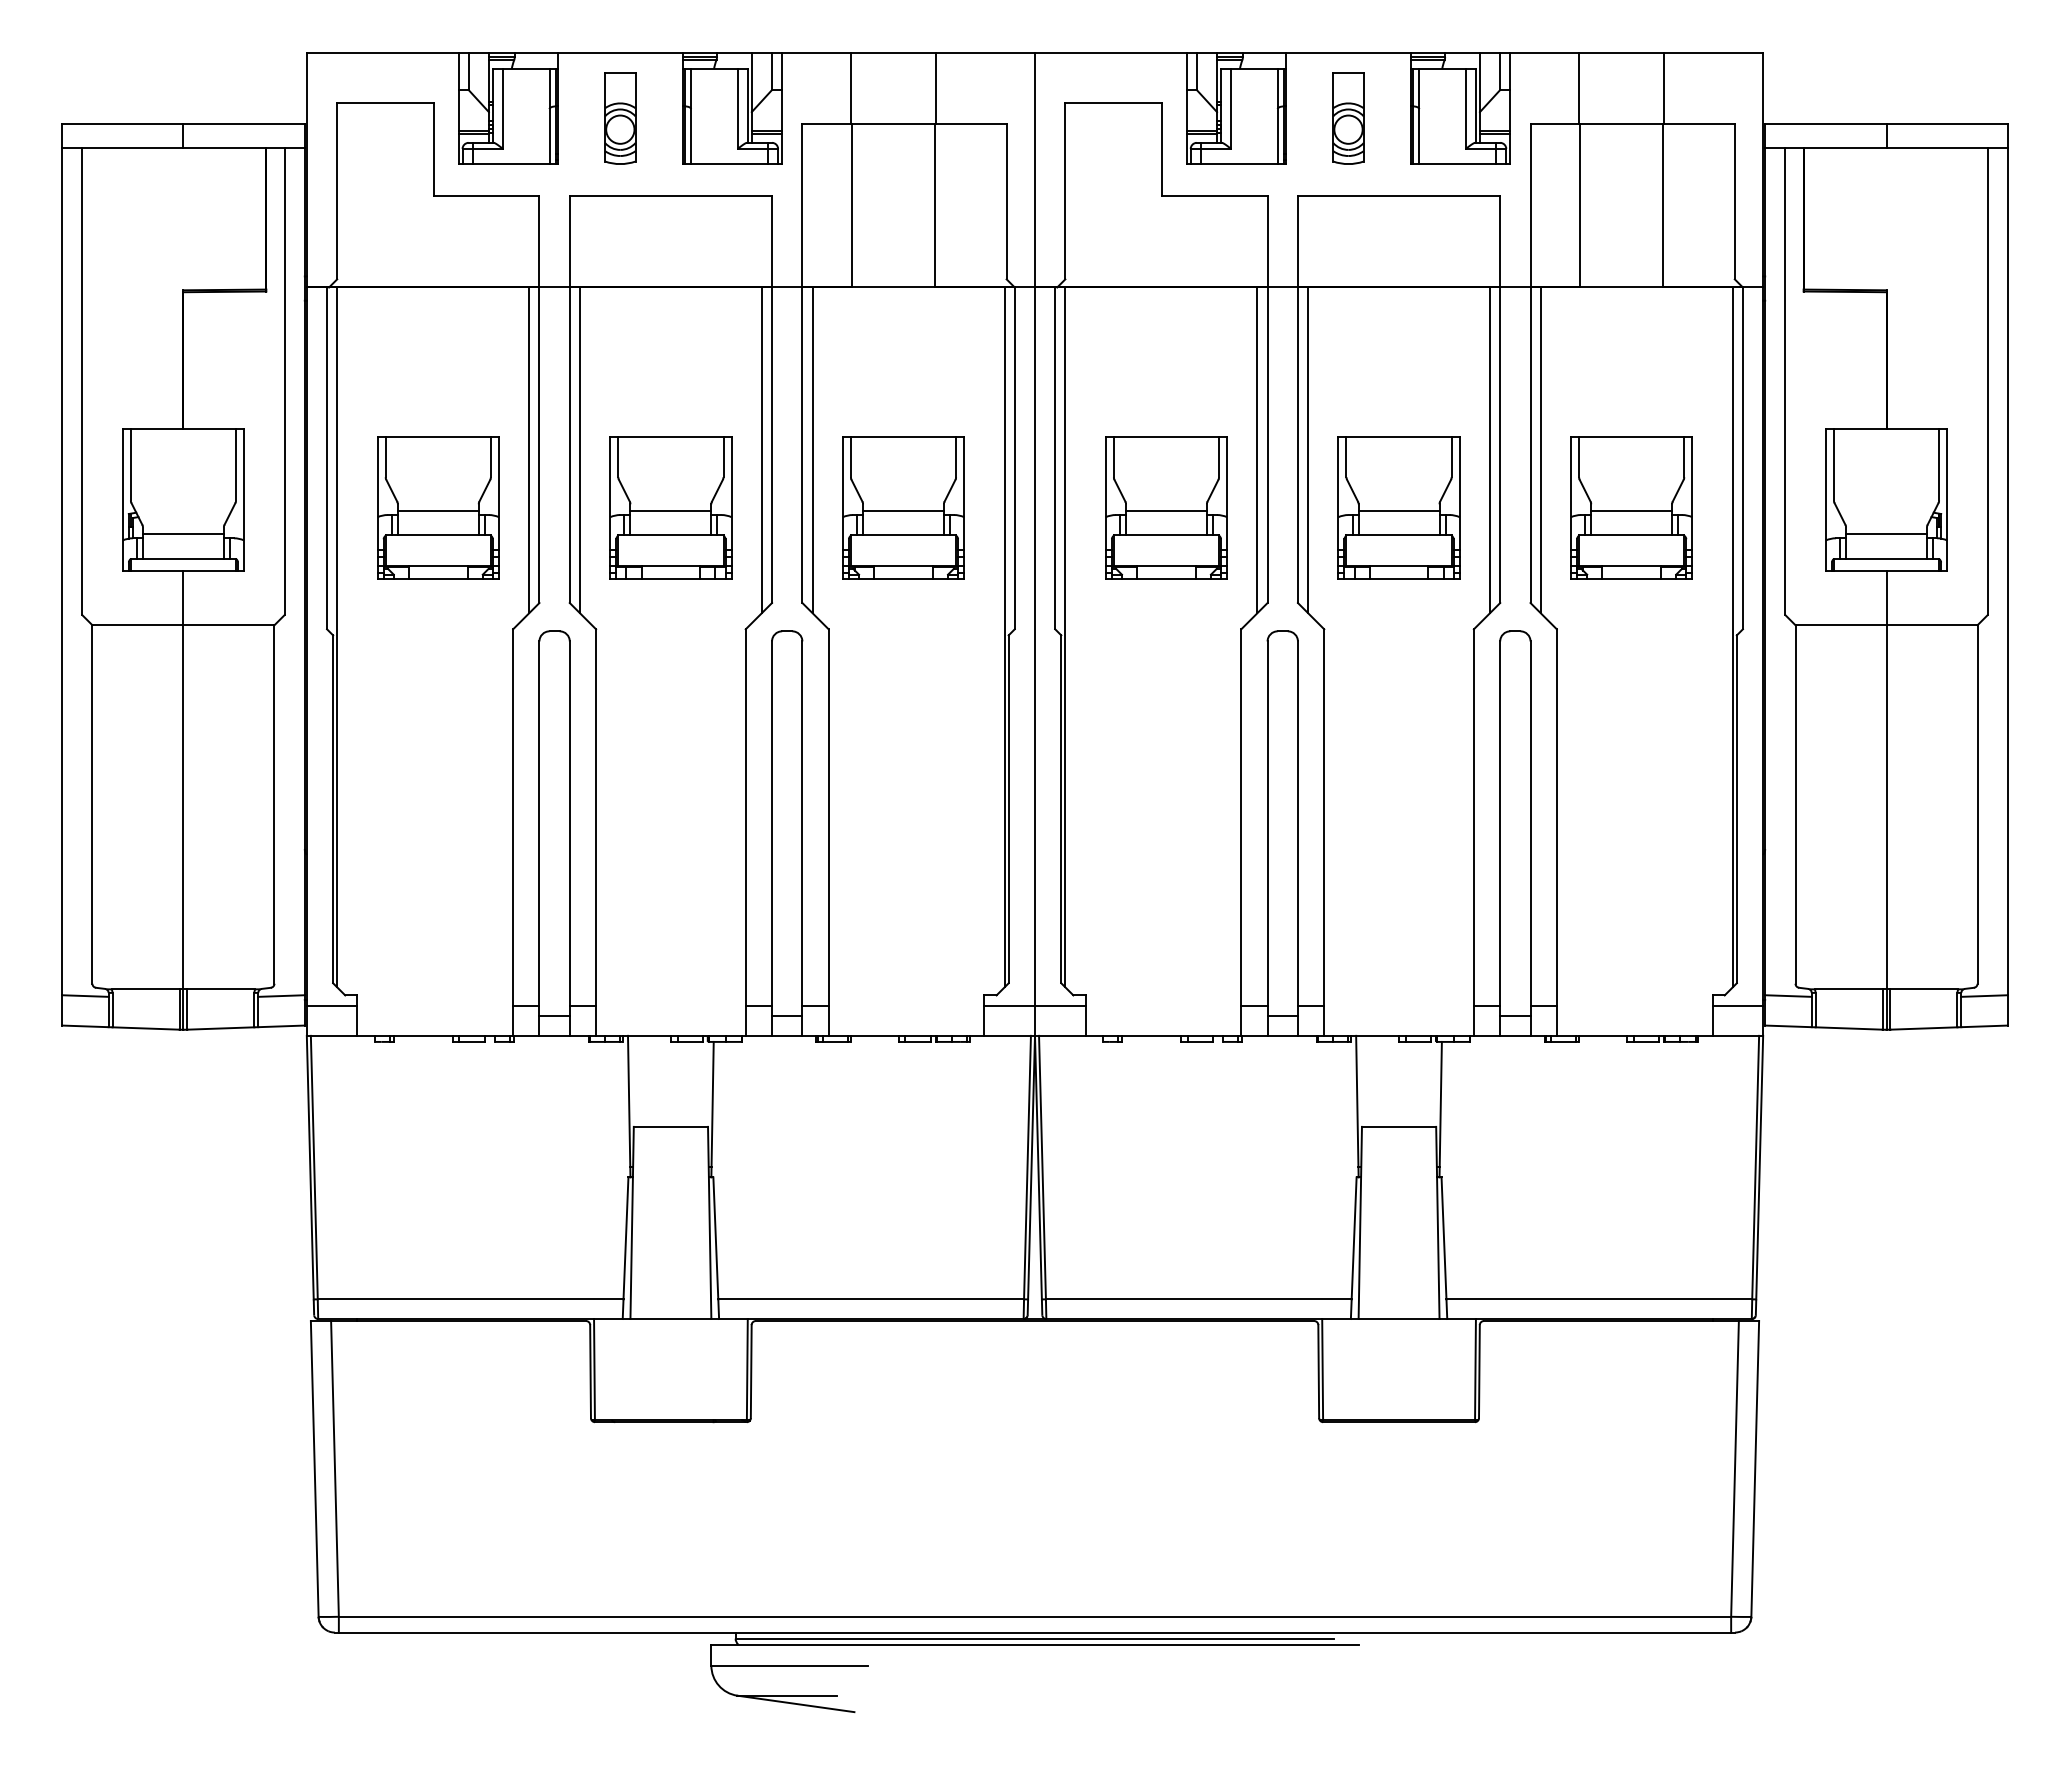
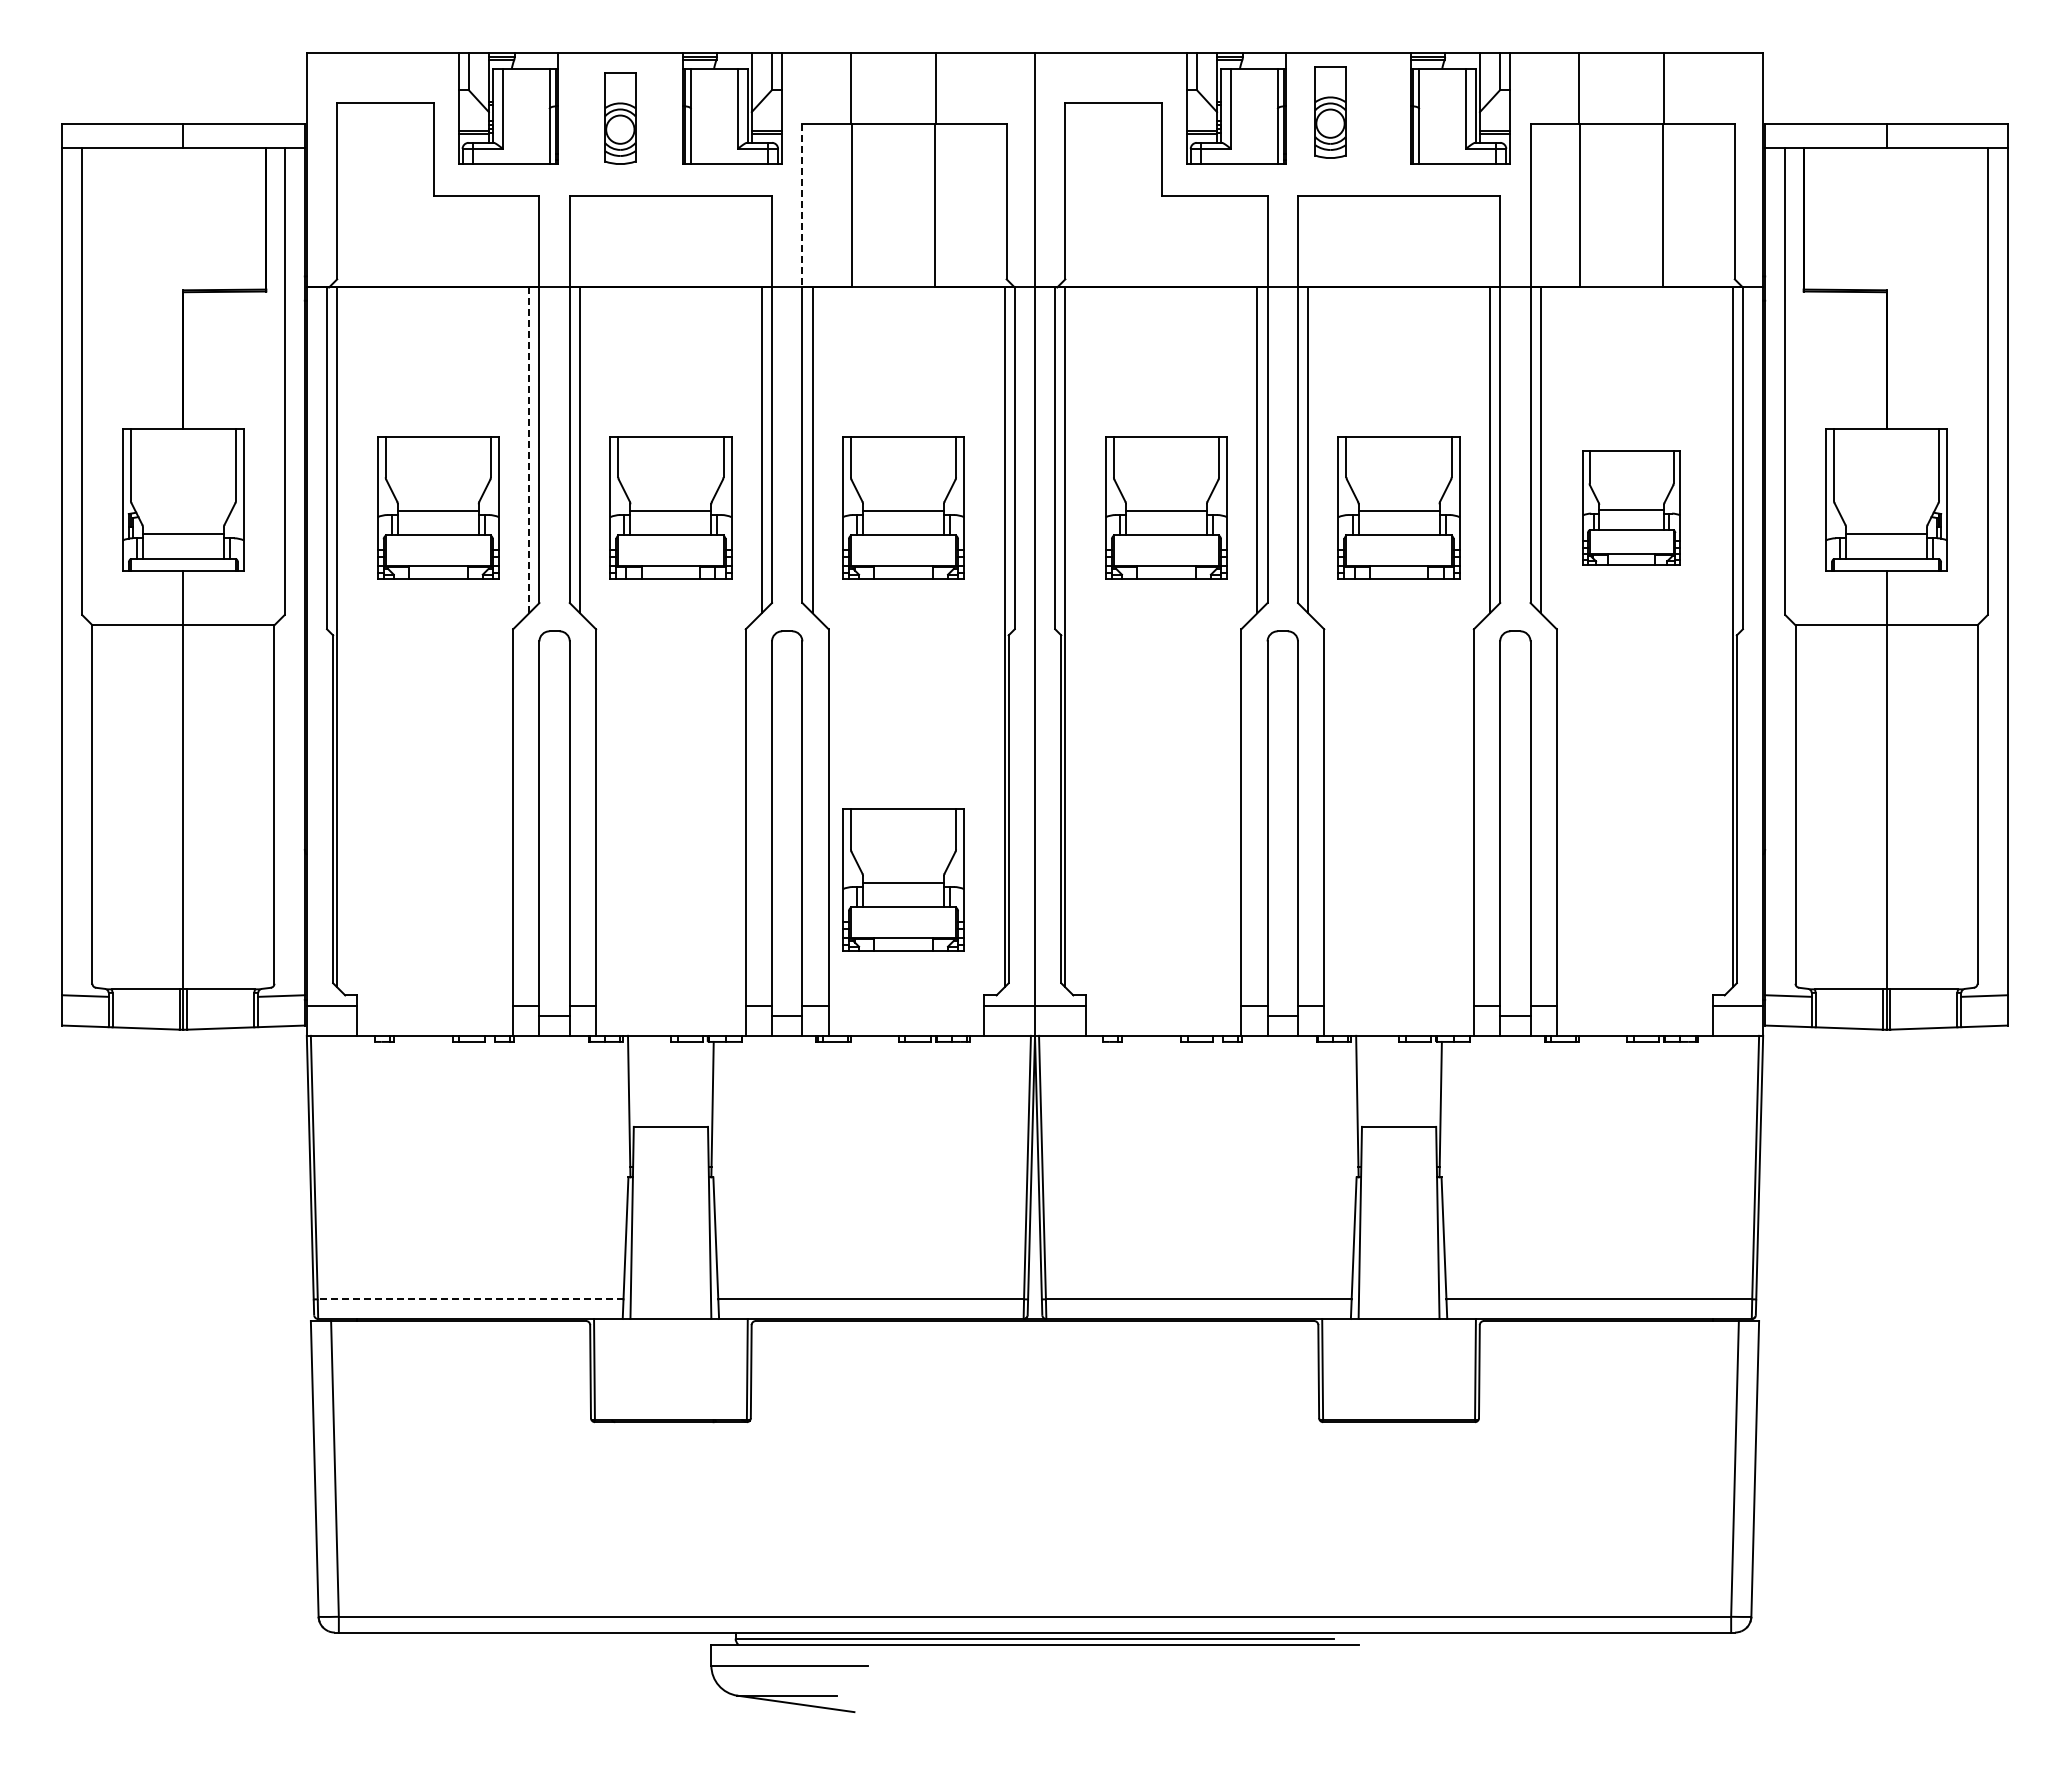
part position: (1348, 118) -> (1330, 112) (1330, 112)
line: solid -> dashed (802, 205)
line: solid -> dashed (529, 450)
part size: 123x144 px -> 99x116 px (1631, 507)
part: none -> present (903, 879)
line: solid -> dashed (470, 1299)
